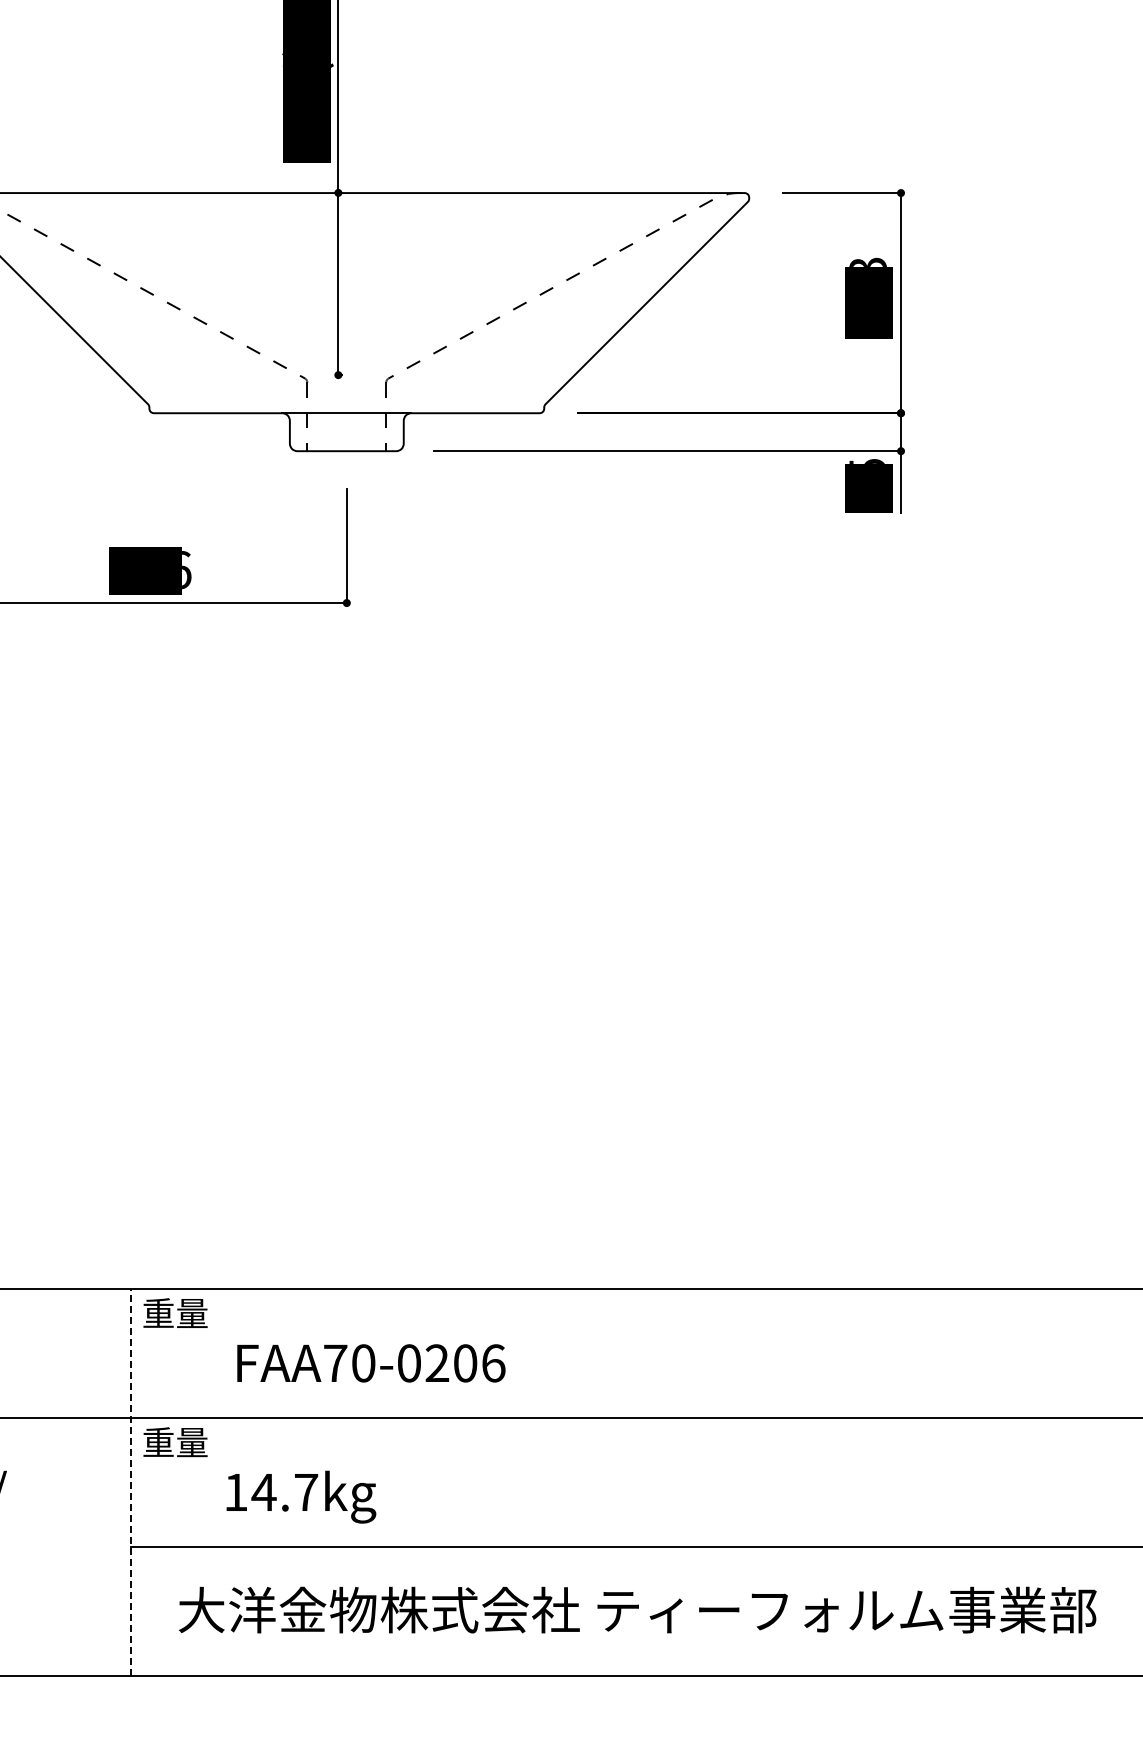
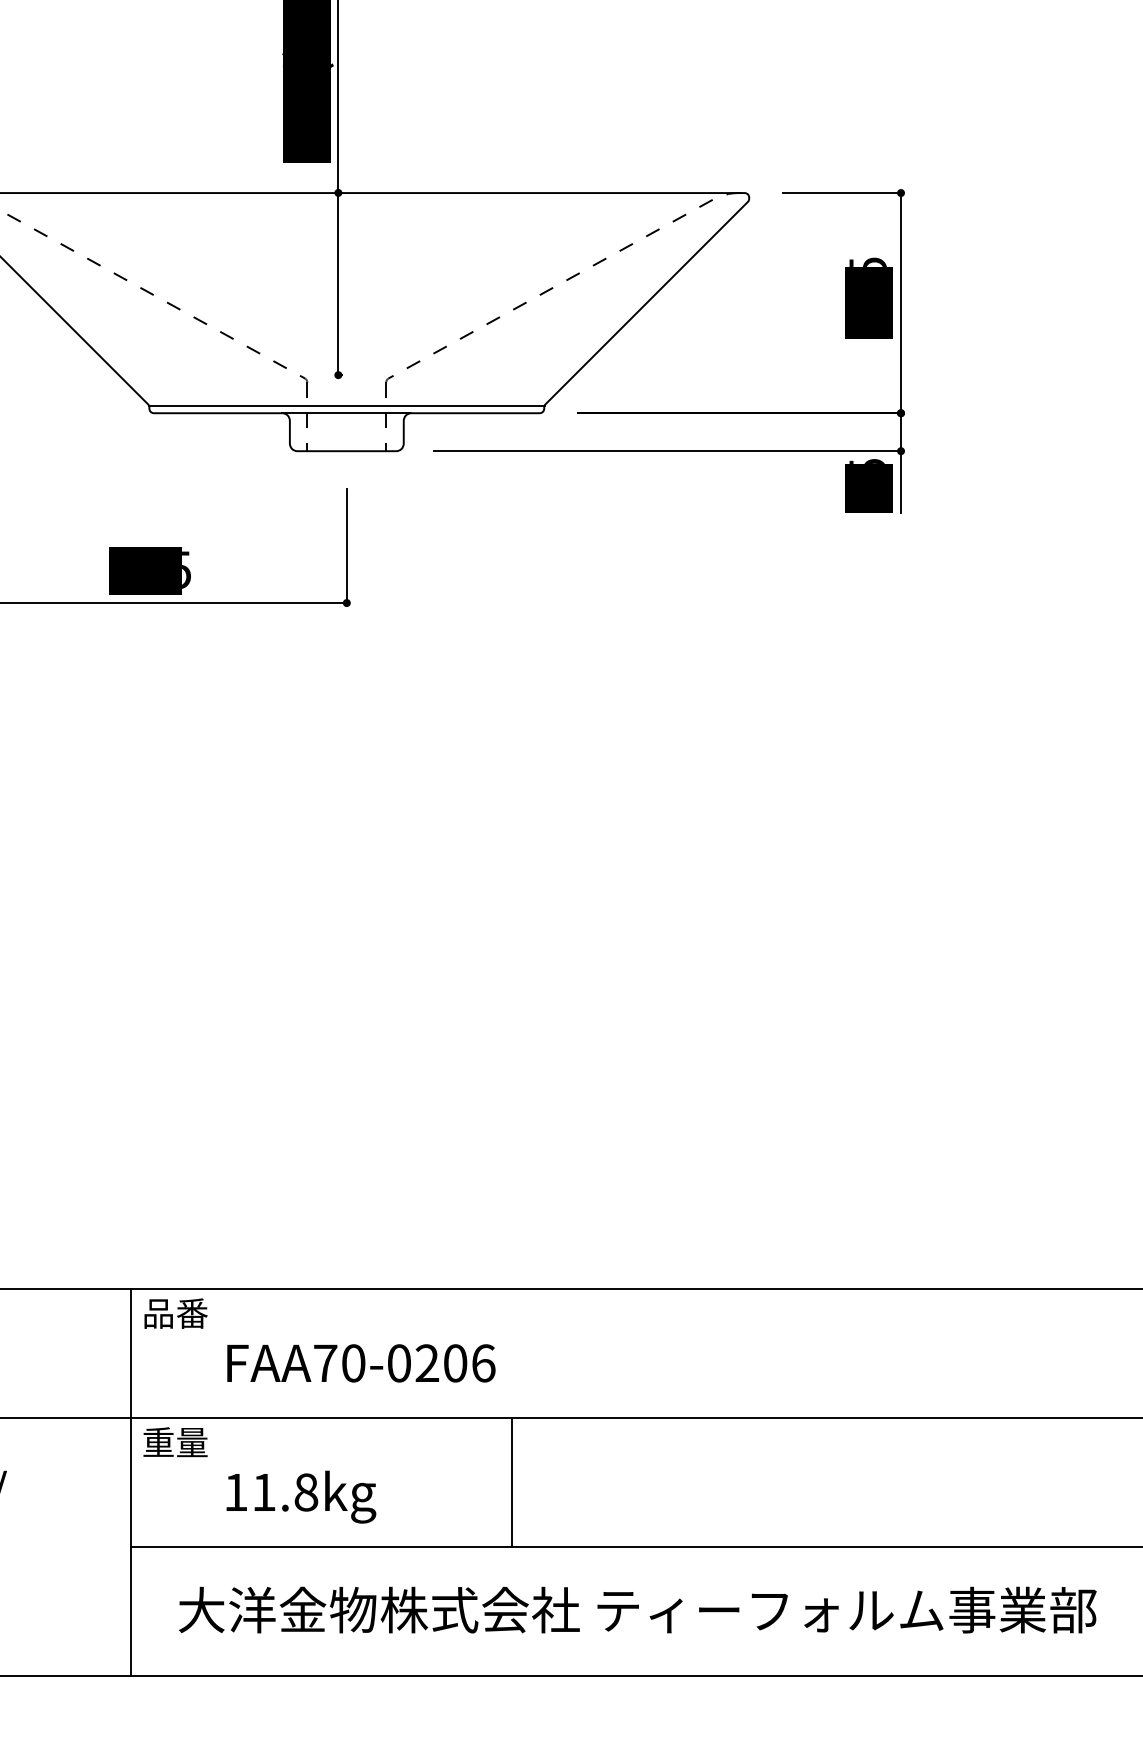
text: 173 -> 145 (867, 261)
line: none -> present (346, 405)
text: 266 -> 265 (186, 570)
text: 重量 -> 品番 (175, 1313)
text position: (371, 1363) -> (361, 1363) (361, 1363)
line: none -> present (512, 1481)
line: dashed -> solid (131, 1482)
text: 14.7kg -> 11.8kg (284, 1492)
